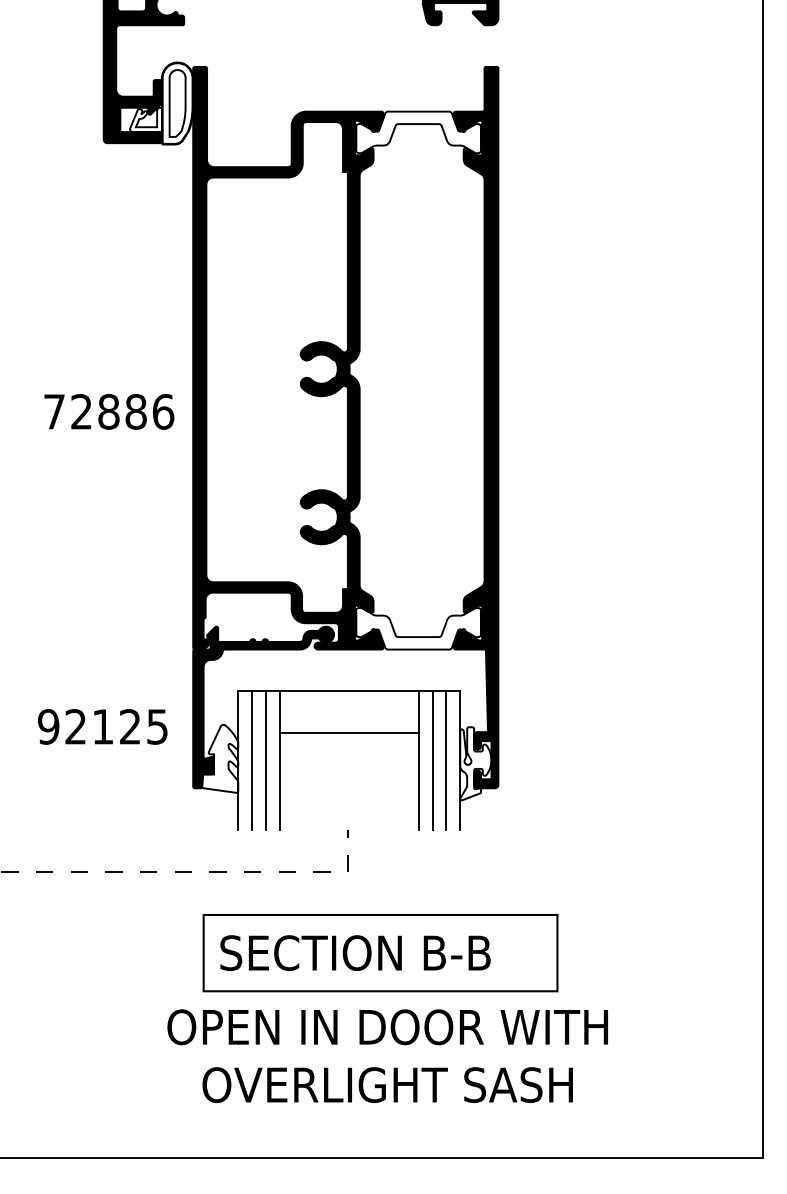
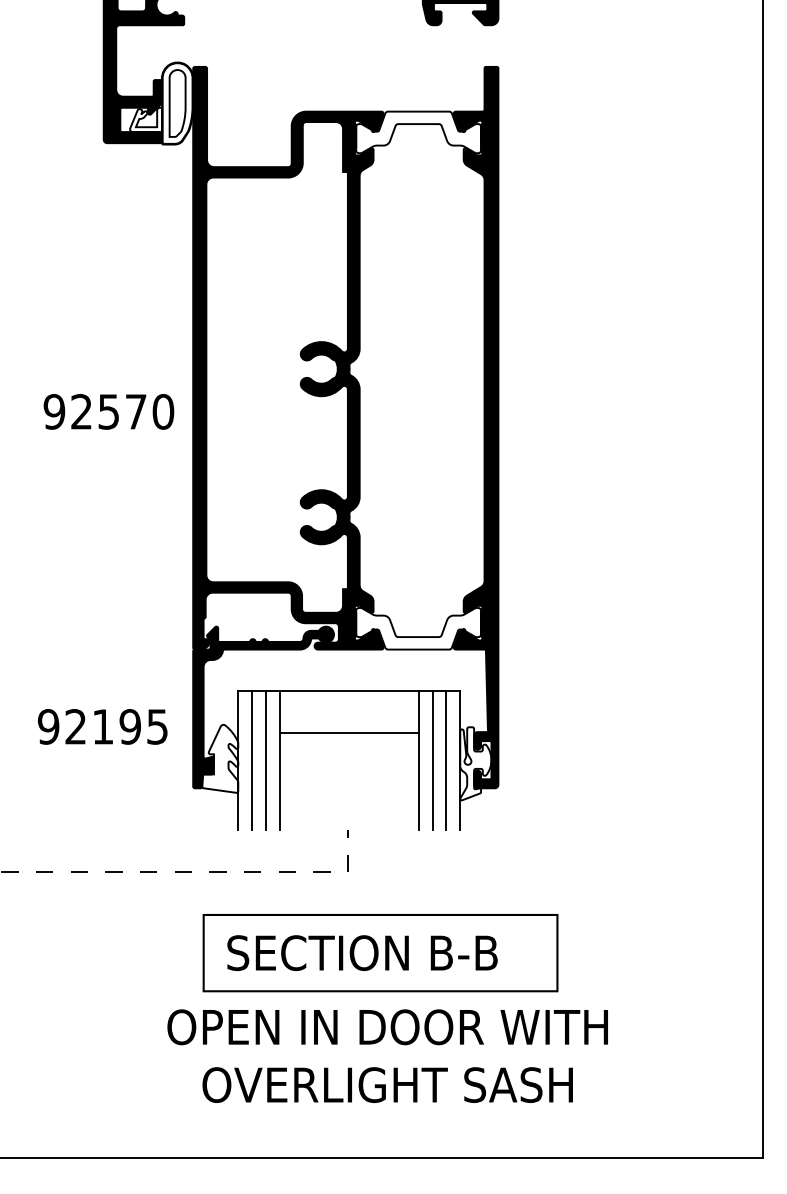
text: 72886 -> 92570 (108, 411)
text: 92125 -> 92195 (129, 726)
text position: (355, 952) -> (362, 952) (362, 952)
